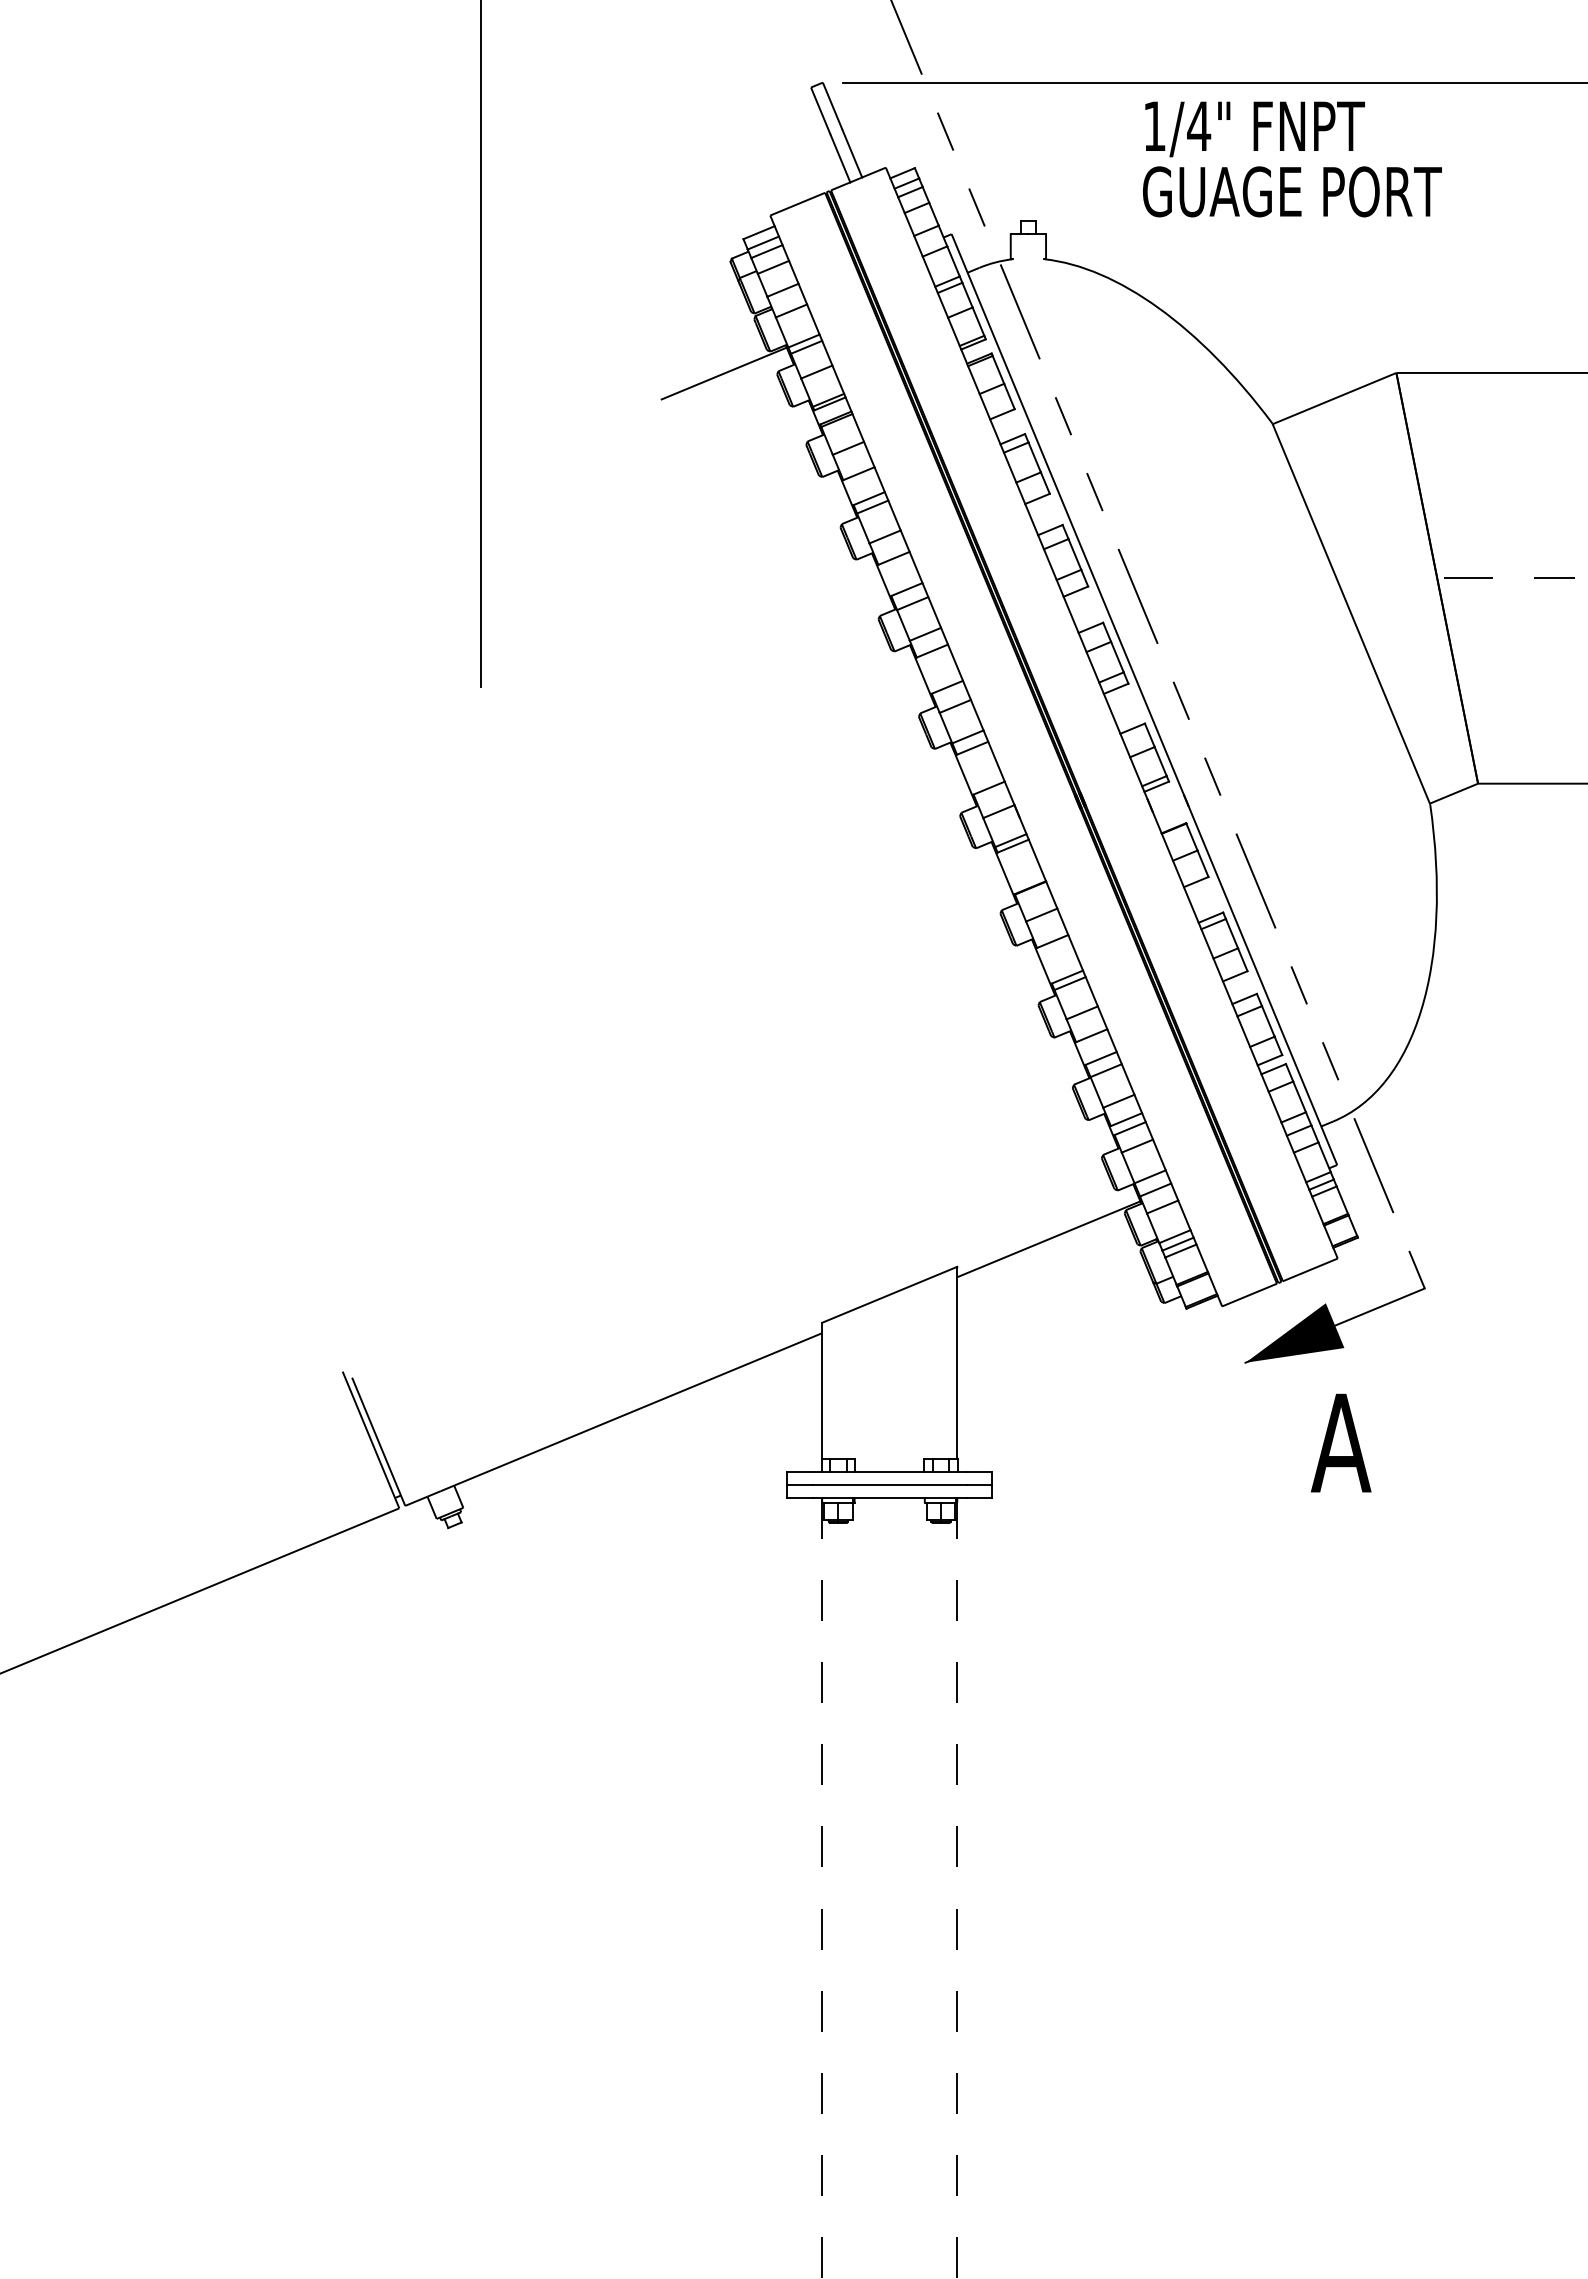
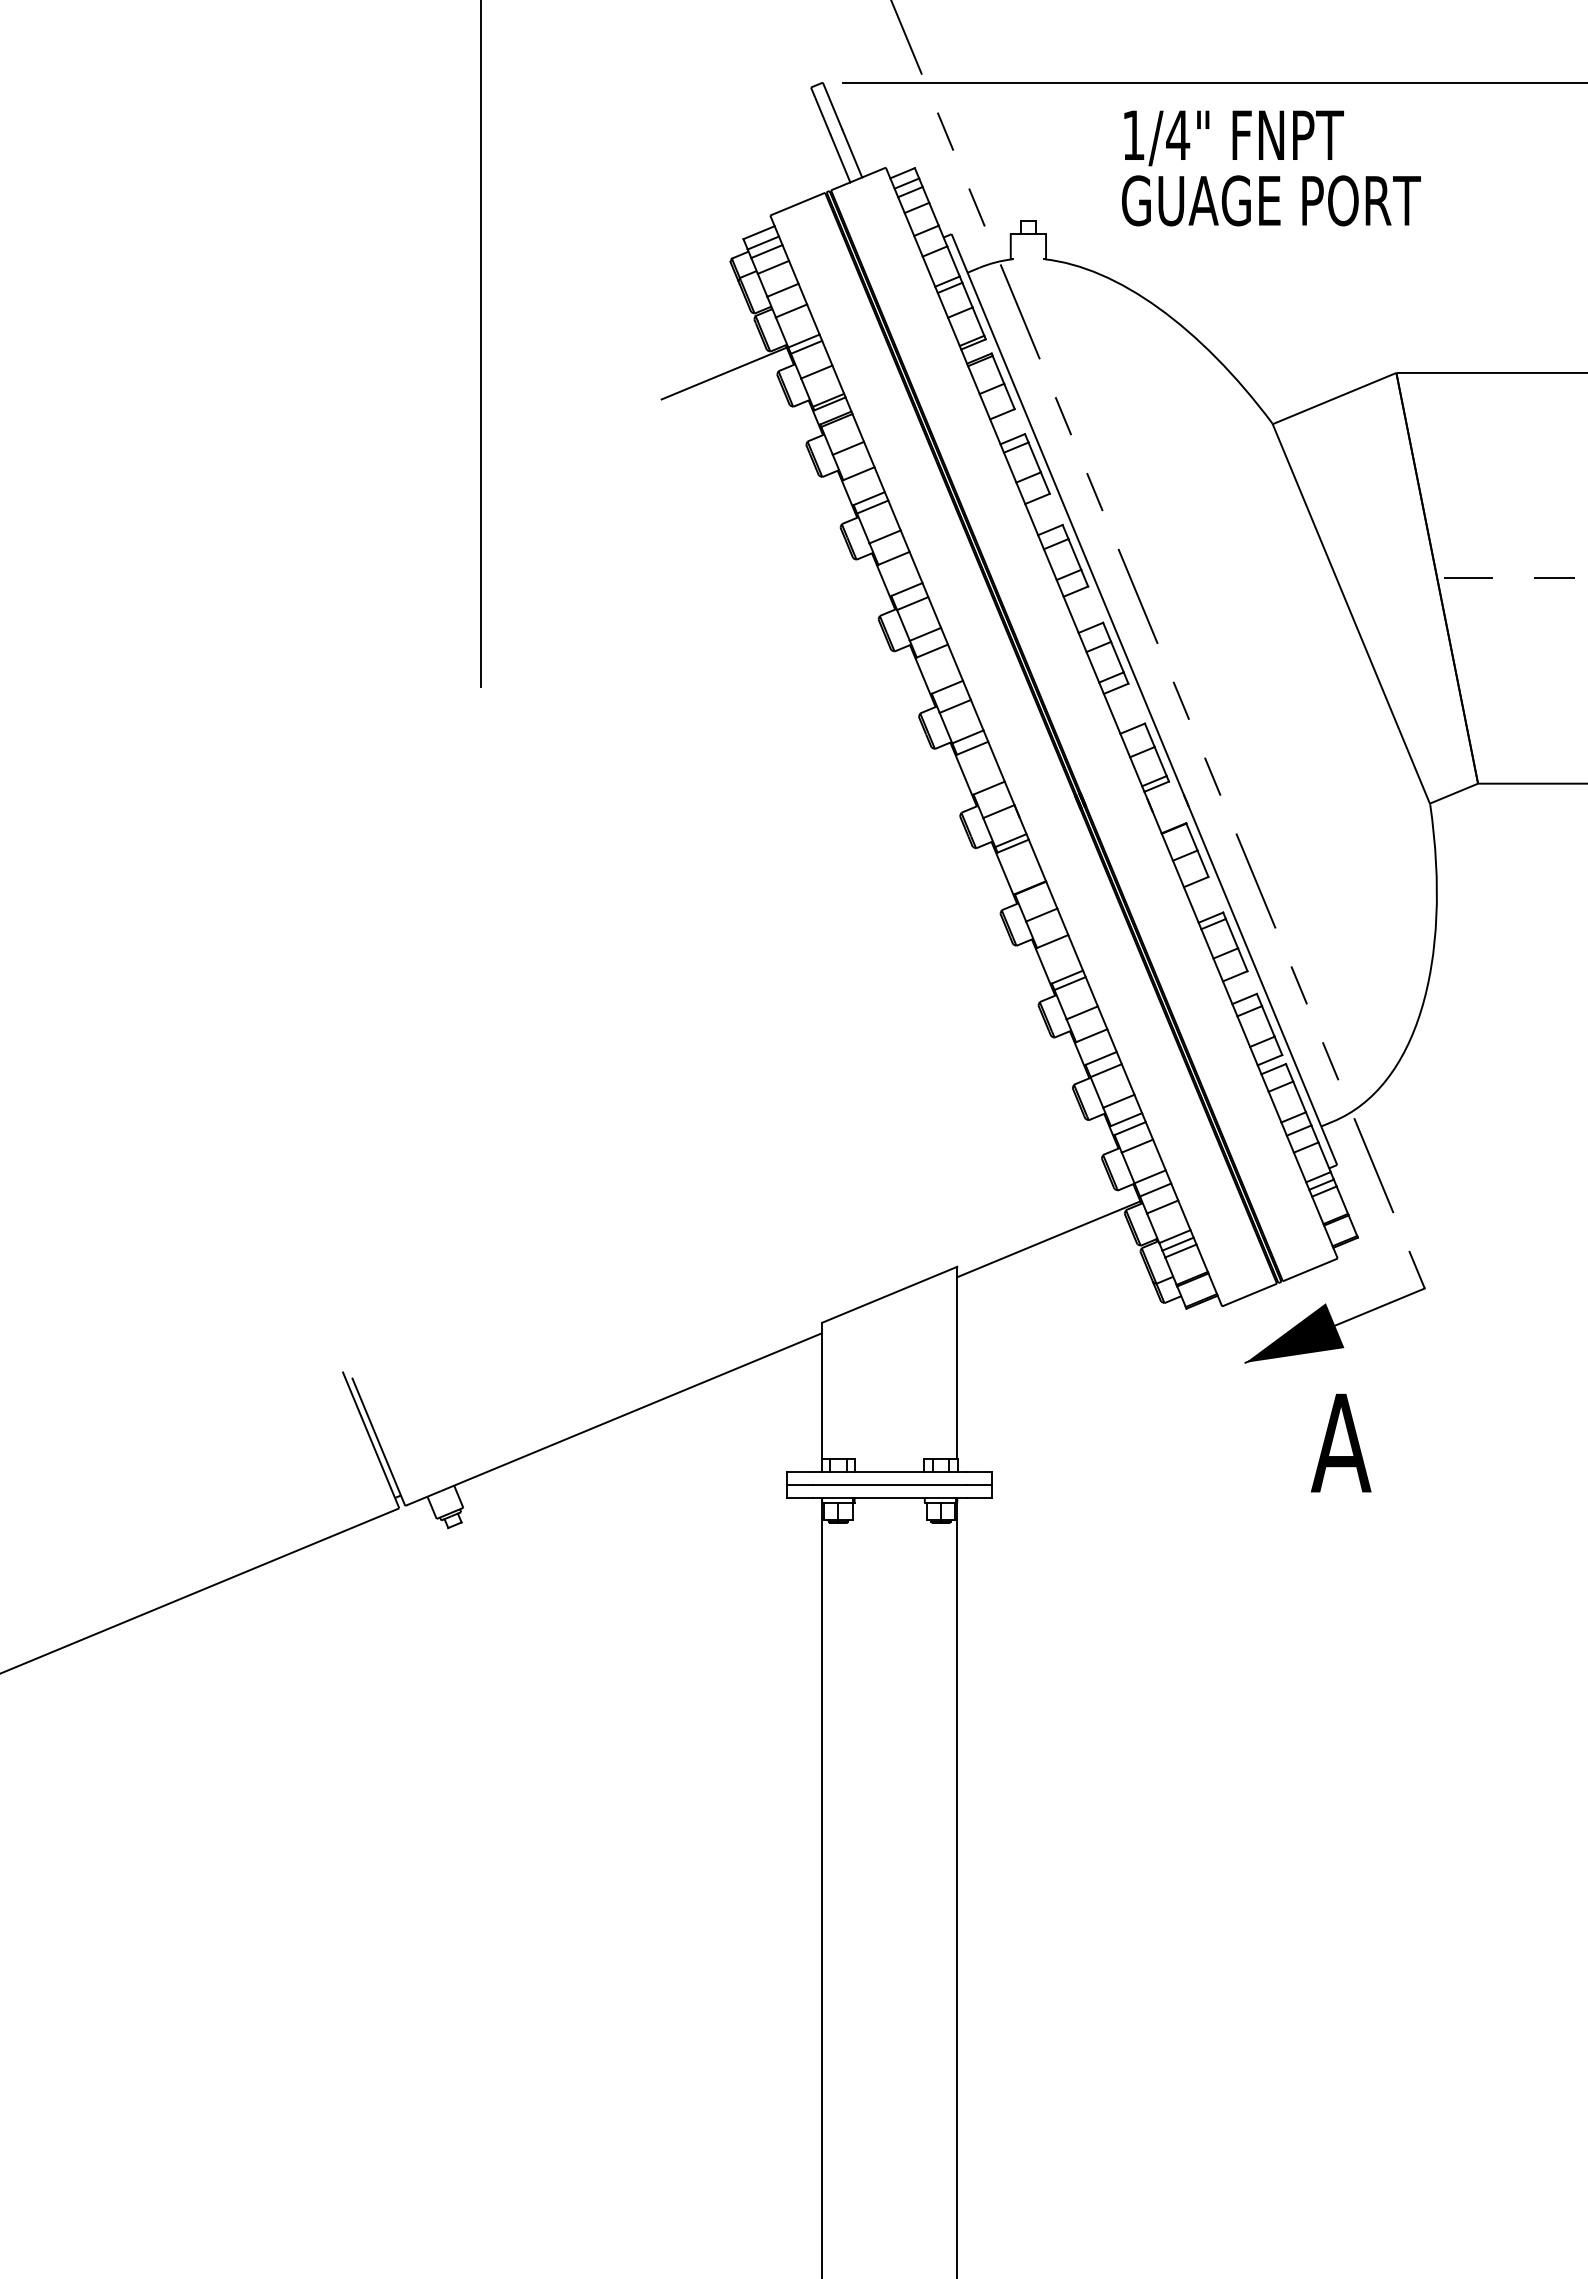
text position: (1292, 159) -> (1271, 168) (1271, 168)
line: dashed -> solid (822, 1888)
line: dashed -> solid (957, 1888)
